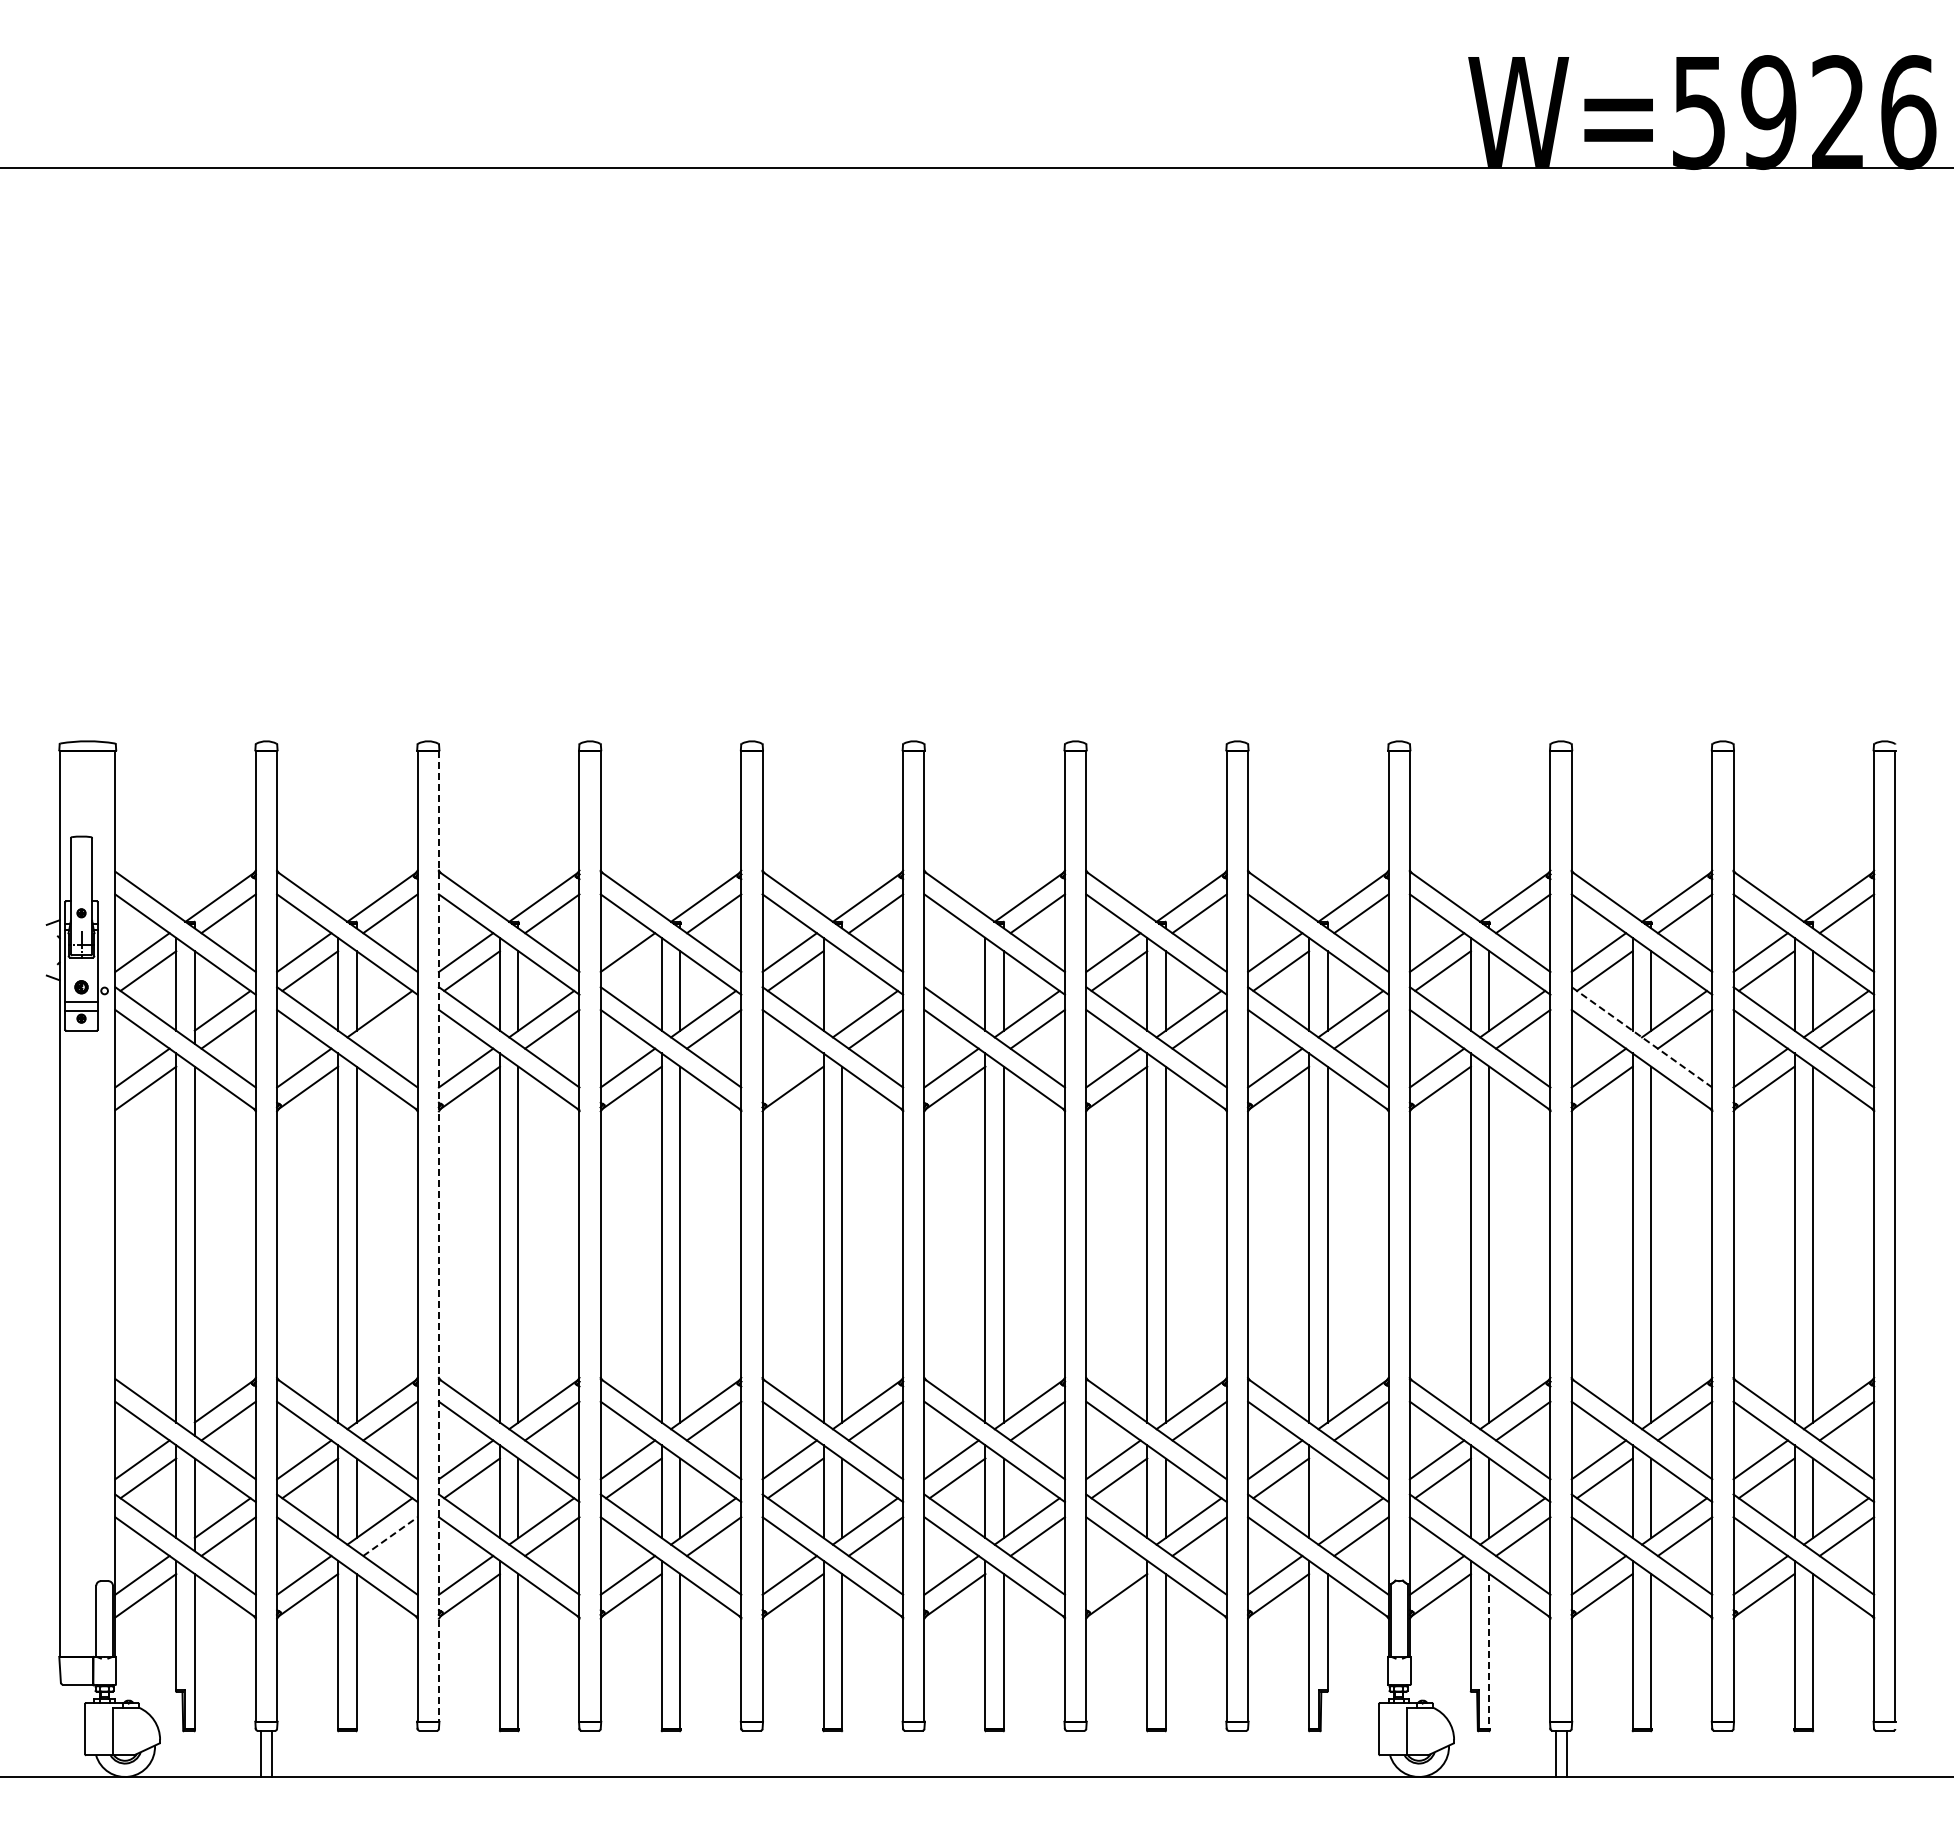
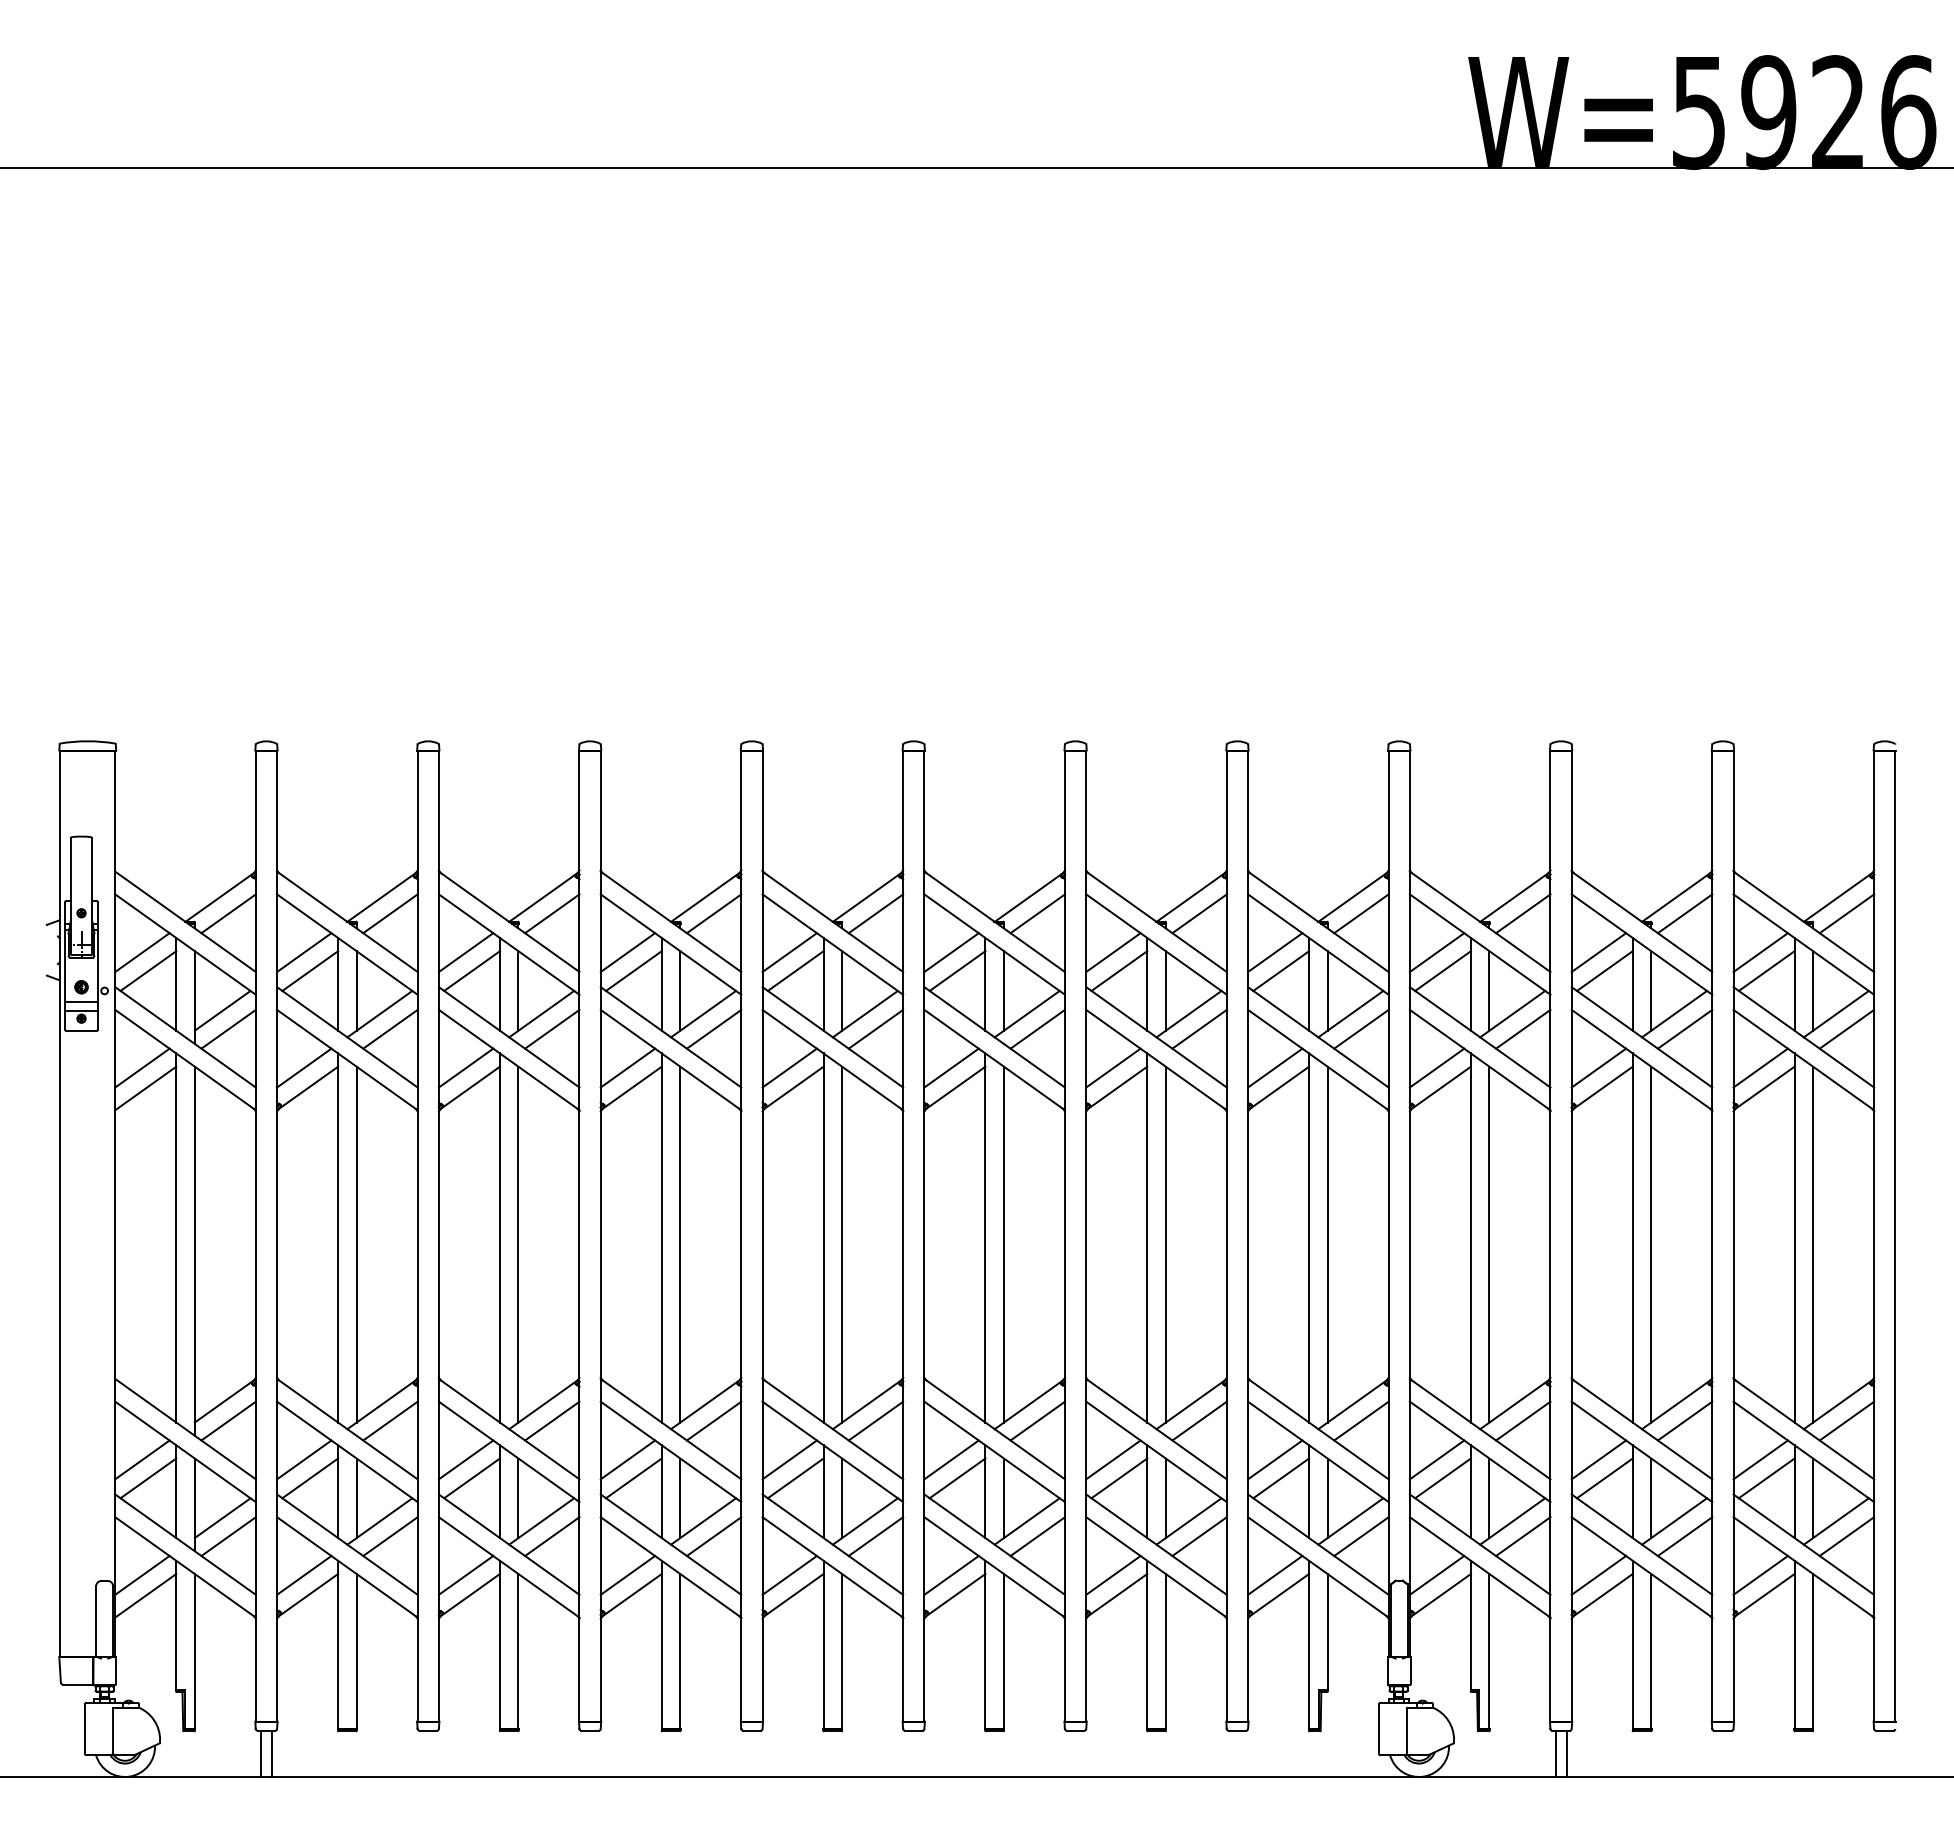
line: none -> present (951, 952)
line: none -> present (633, 970)
line: none -> present (957, 970)
line: none -> present (842, 990)
line: none -> present (390, 1028)
line: dashed -> solid (1641, 1037)
line: none -> present (789, 1067)
line: dashed -> solid (438, 1236)
line: none -> present (1327, 1498)
line: dashed -> solid (390, 1536)
line: none -> present (1113, 1574)
line: dashed -> solid (1489, 1651)
